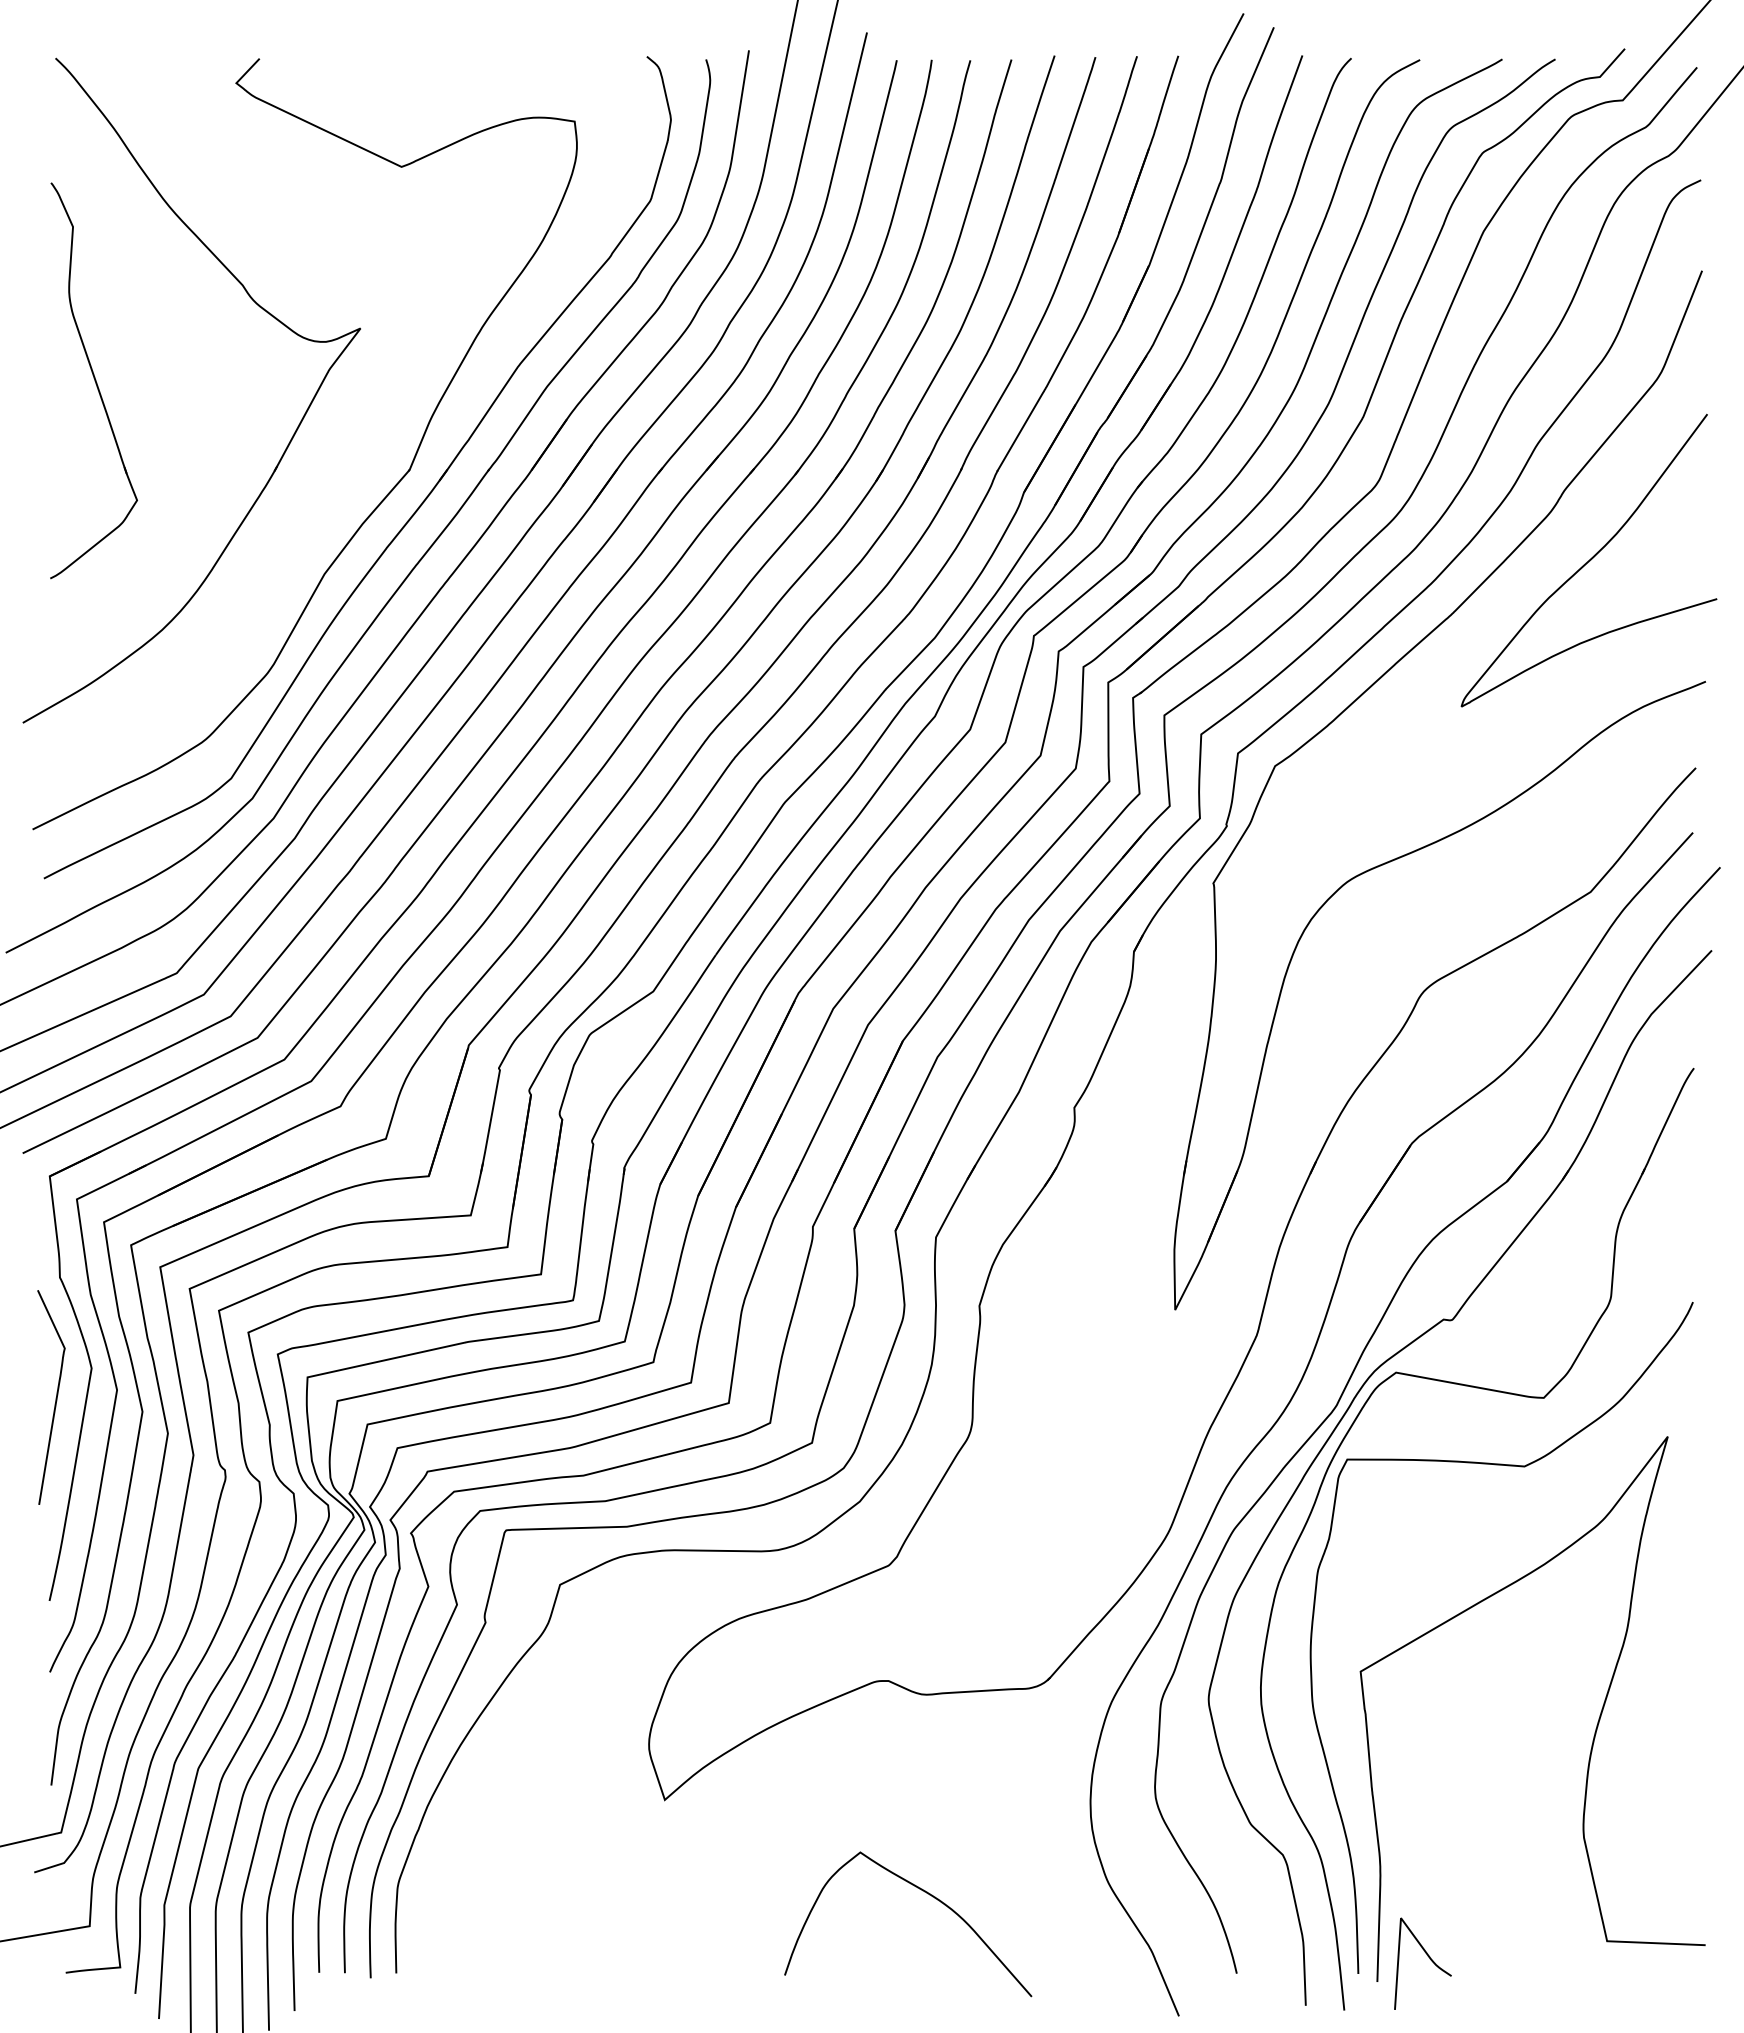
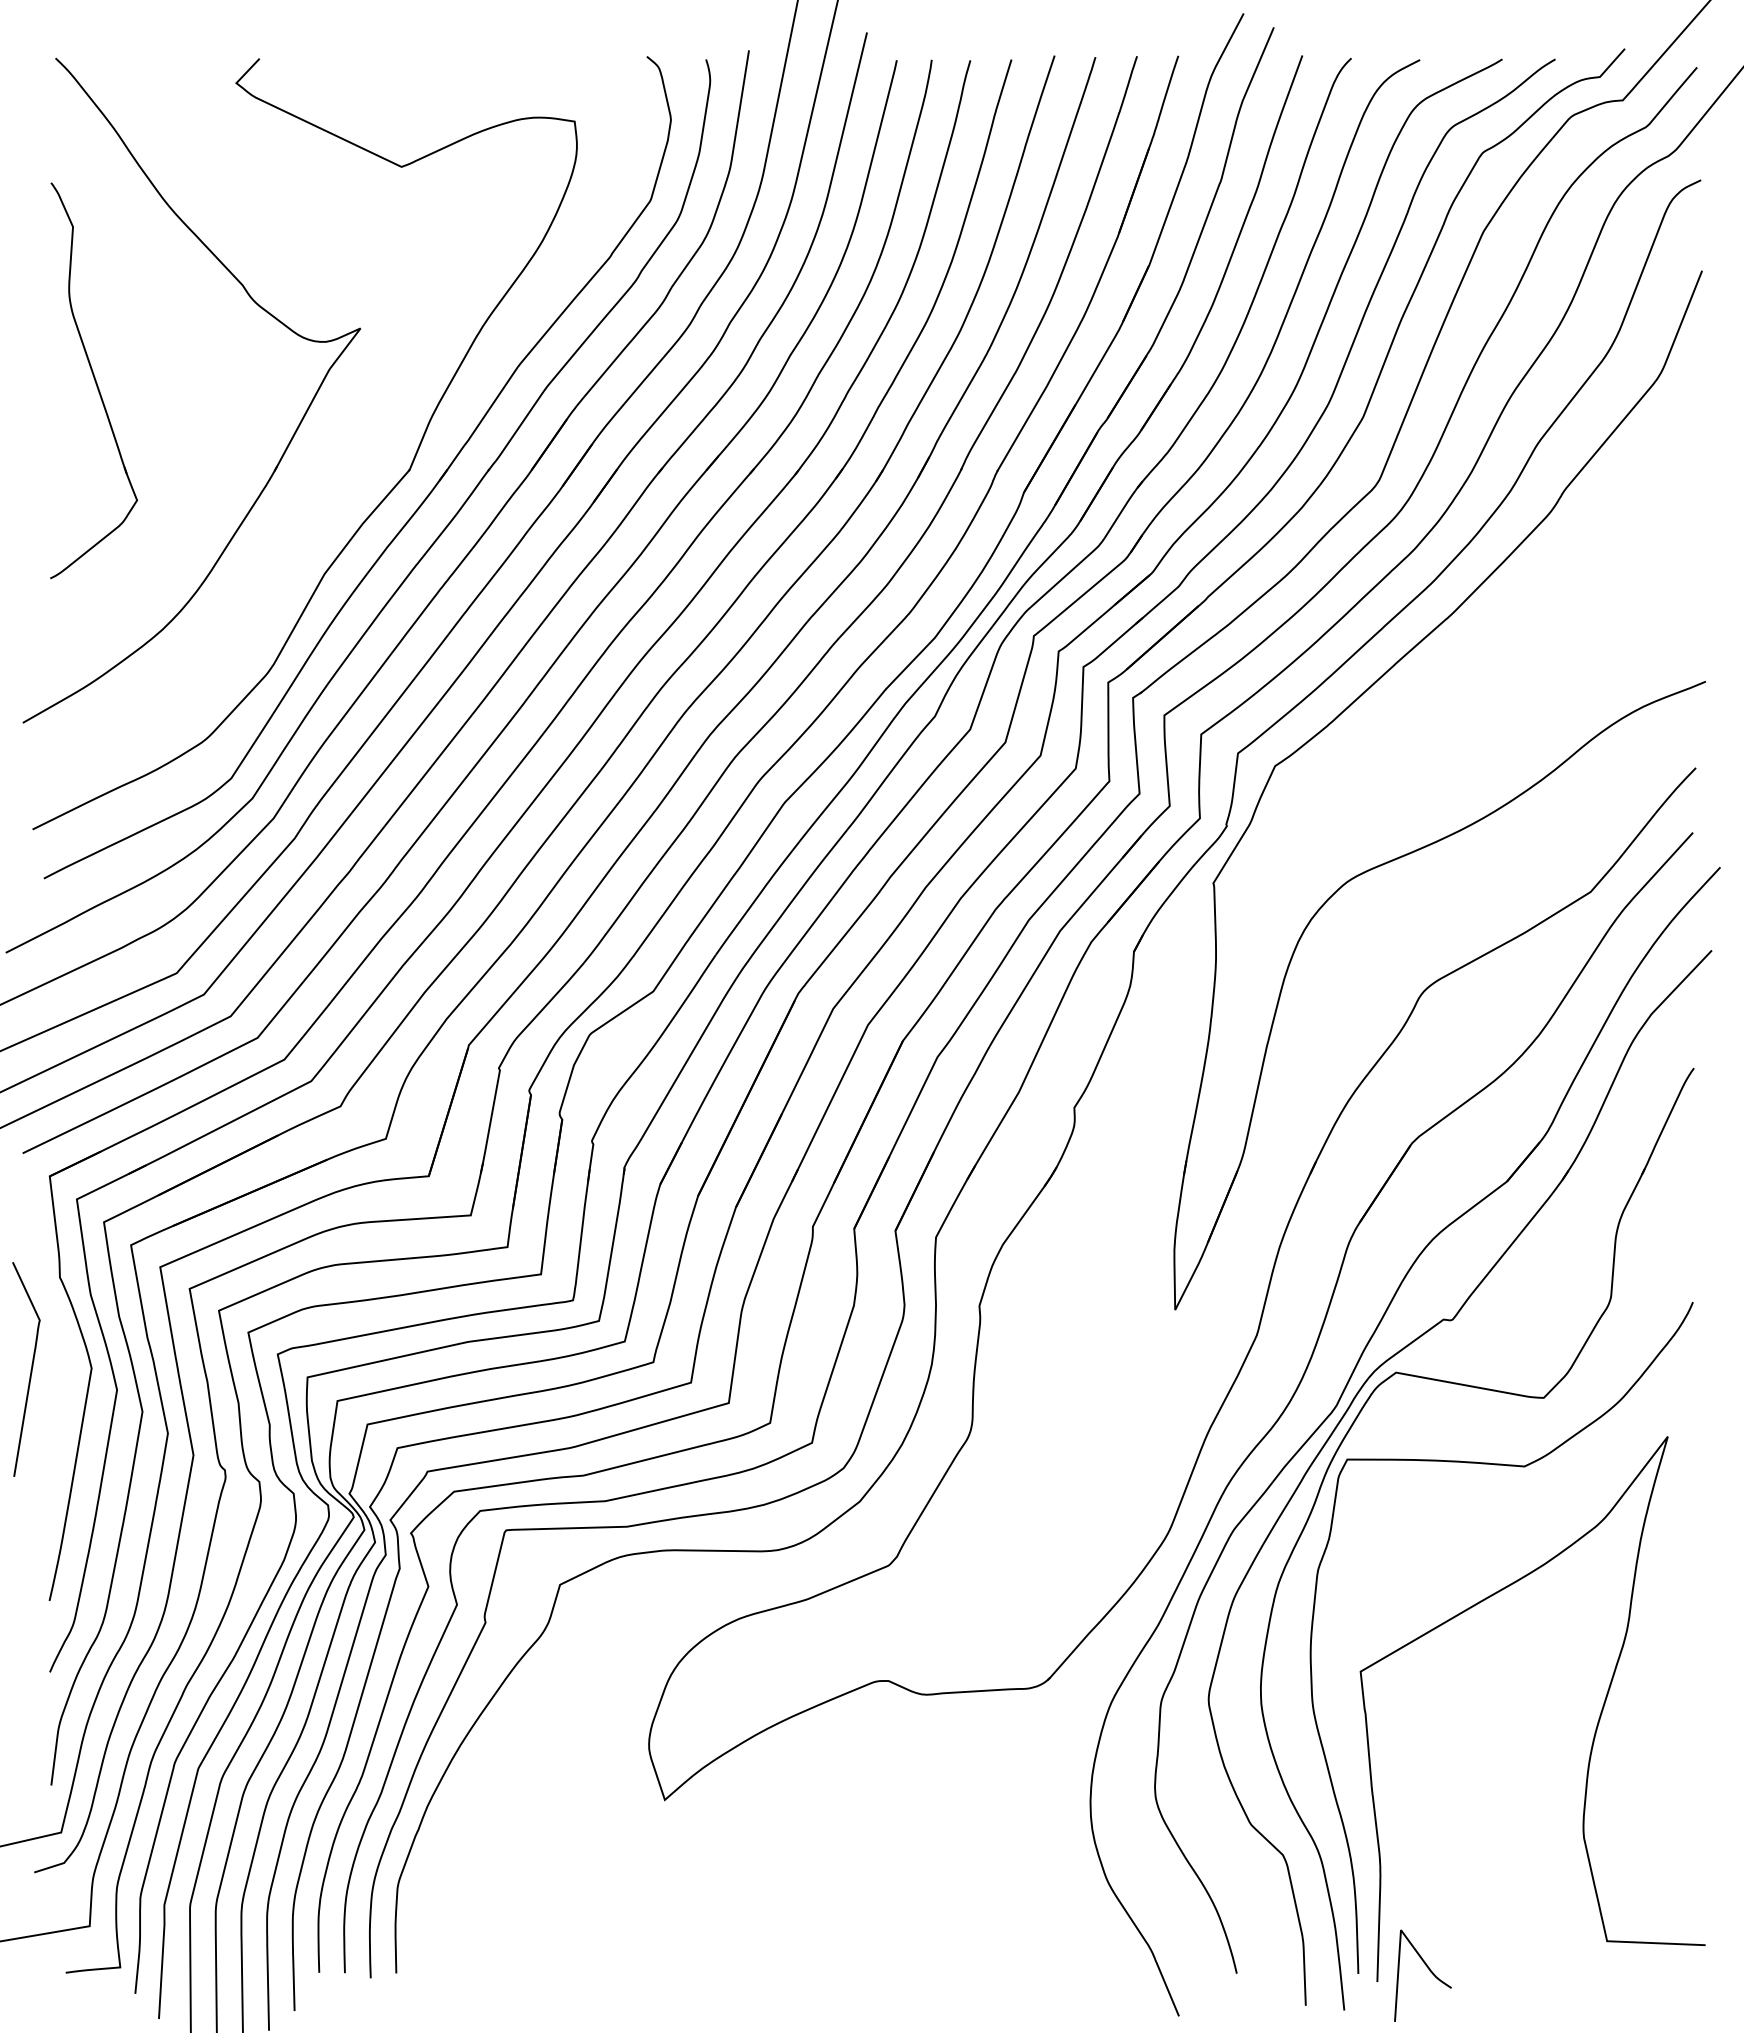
curve: present -> none (1588, 560)
curve position: (55, 1397) -> (30, 1369) (30, 1369)
curve: present -> none (924, 1892)
curve position: (1428, 1957) -> (1428, 1969) (1428, 1969)
